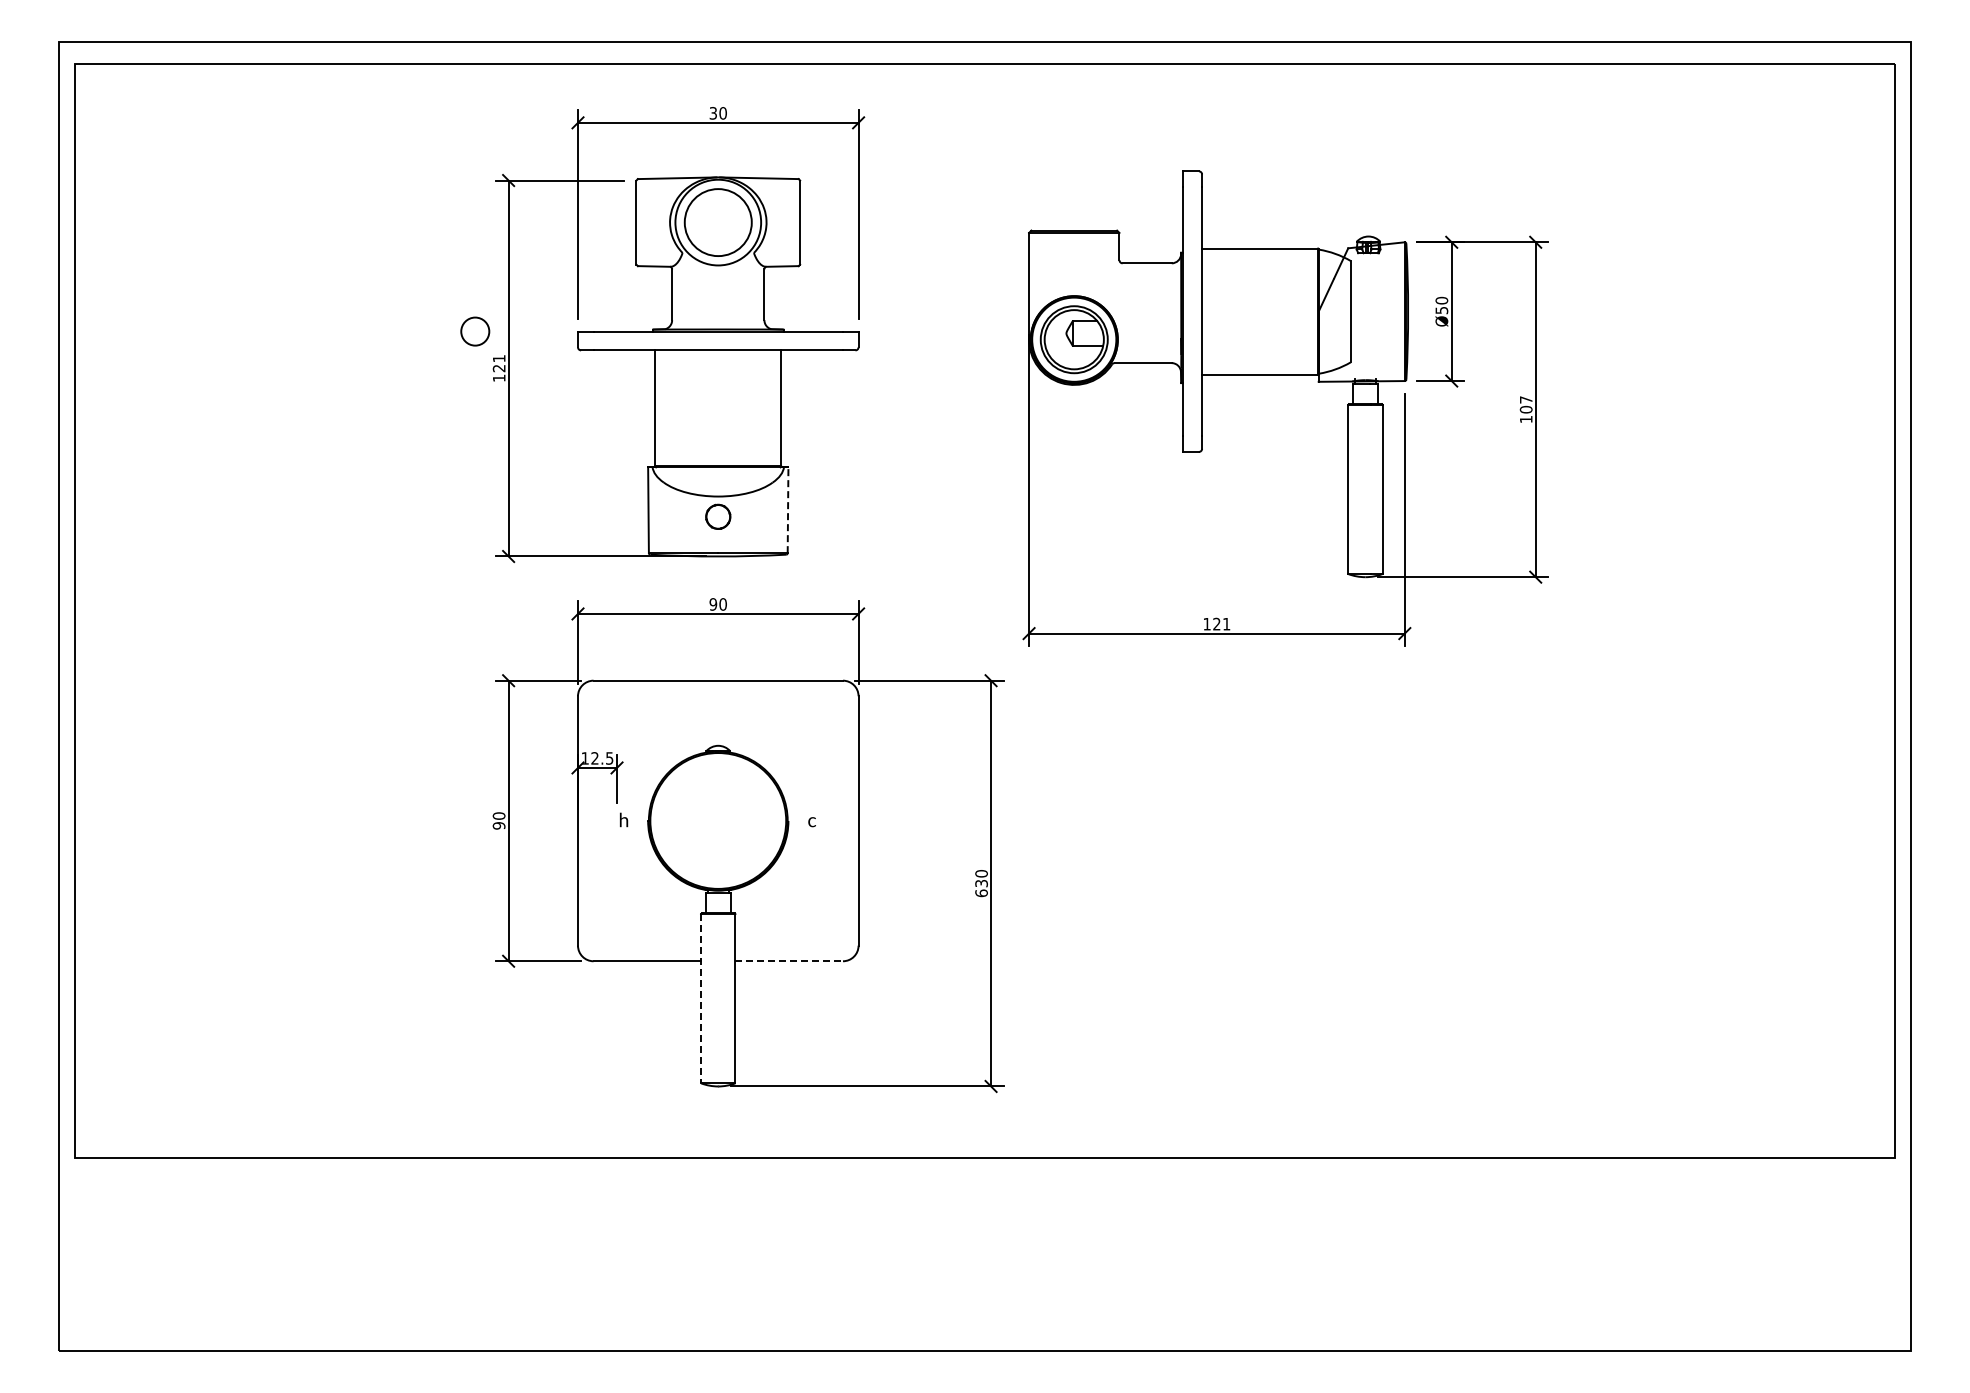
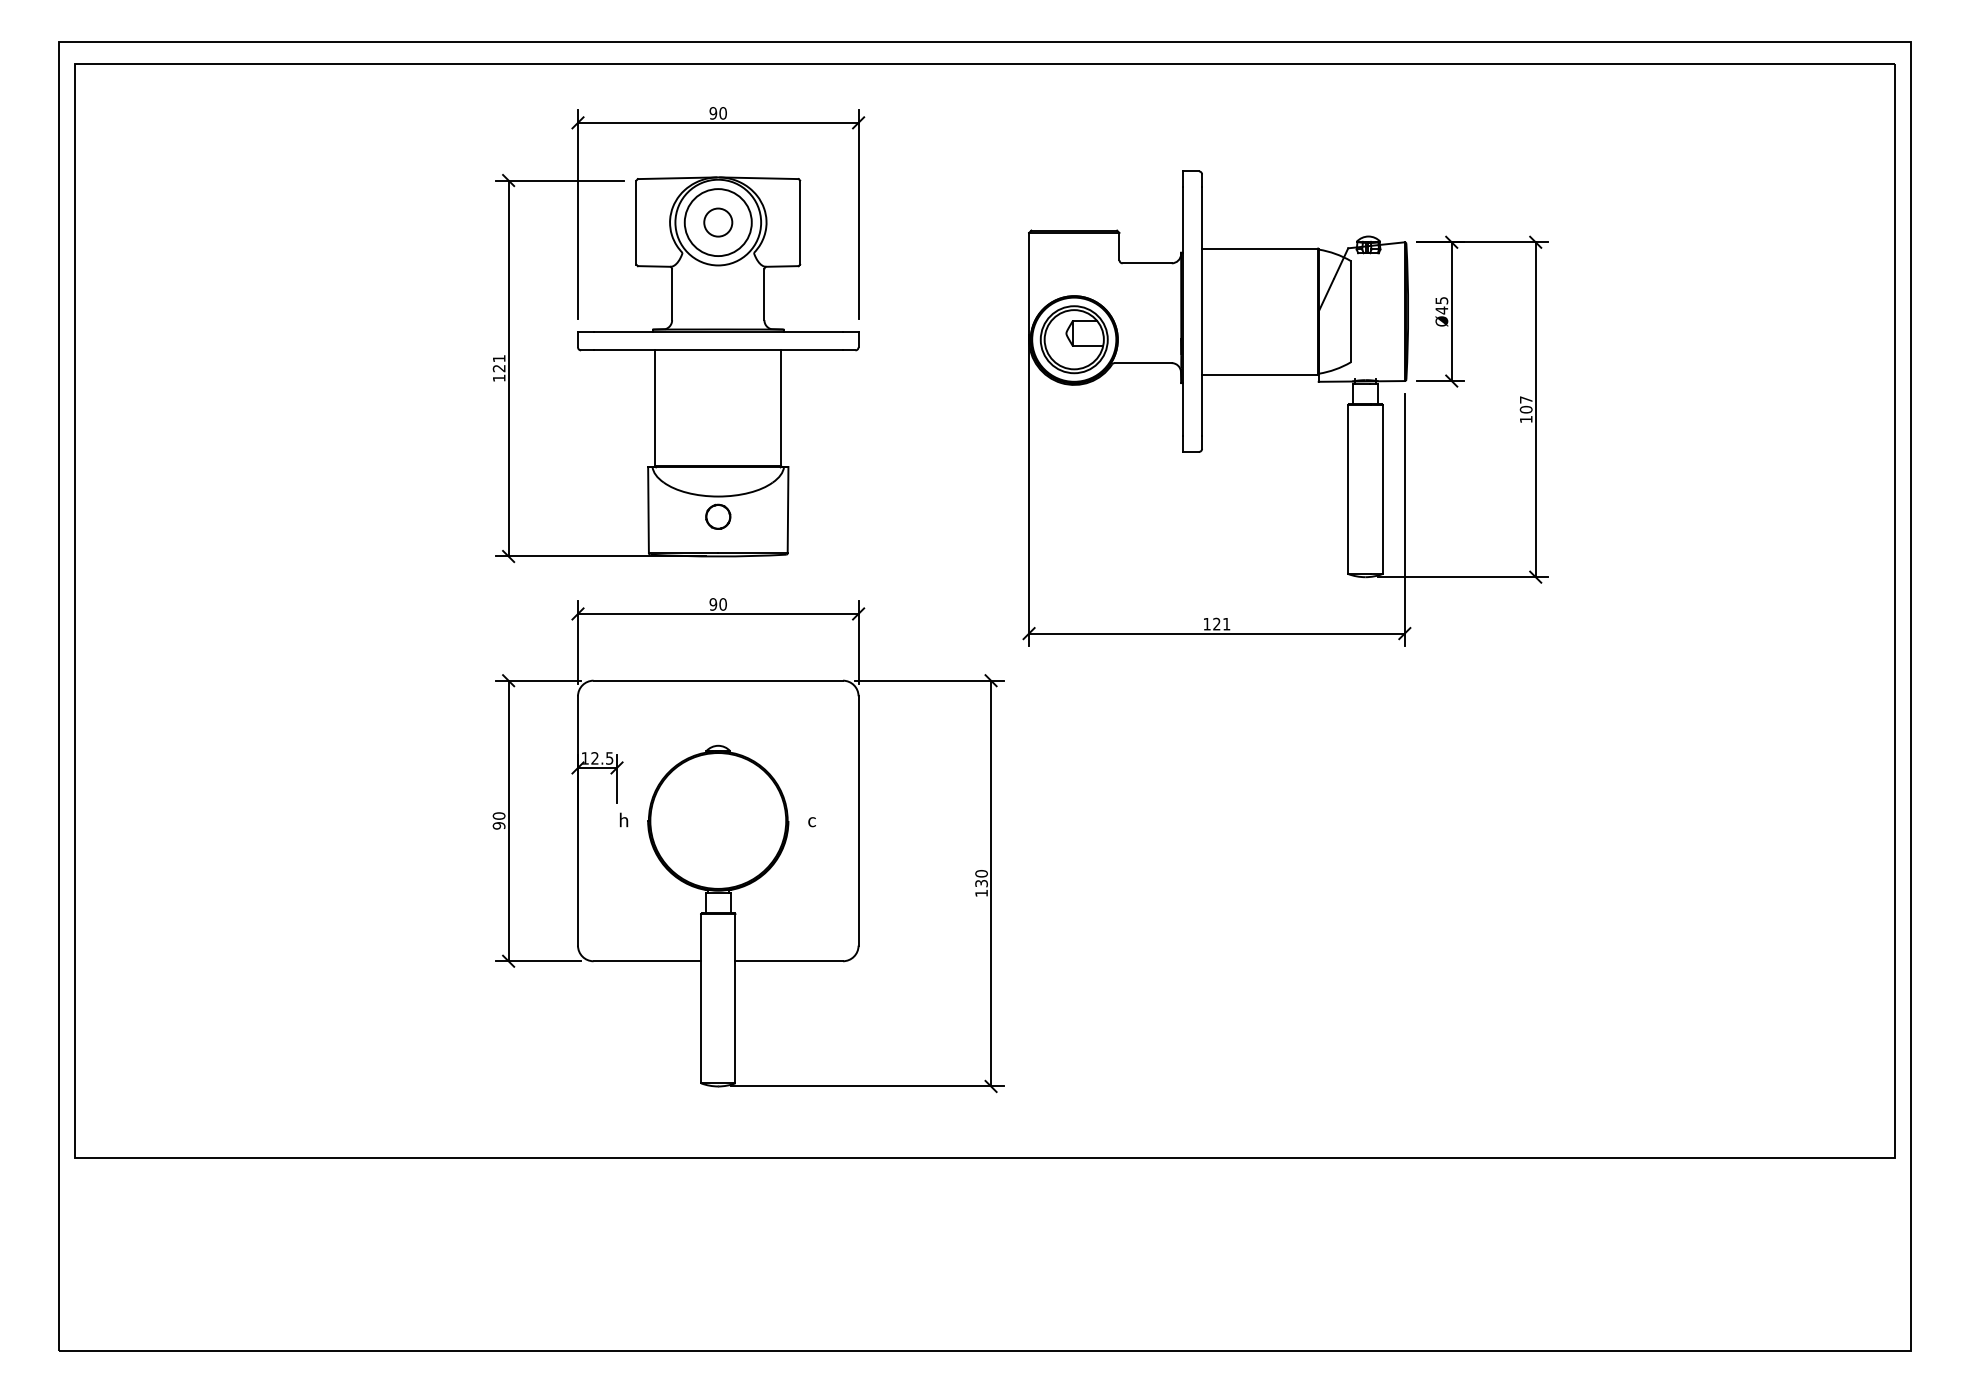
text: 30 -> 90 (713, 113)
text: Ø50 -> Ø45 (1441, 305)
circle position: (475, 331) -> (718, 222) (718, 222)
line: dashed -> solid (788, 509)
text: 630 -> 130 (981, 893)
line: dashed -> solid (789, 961)
line: dashed -> solid (701, 998)
